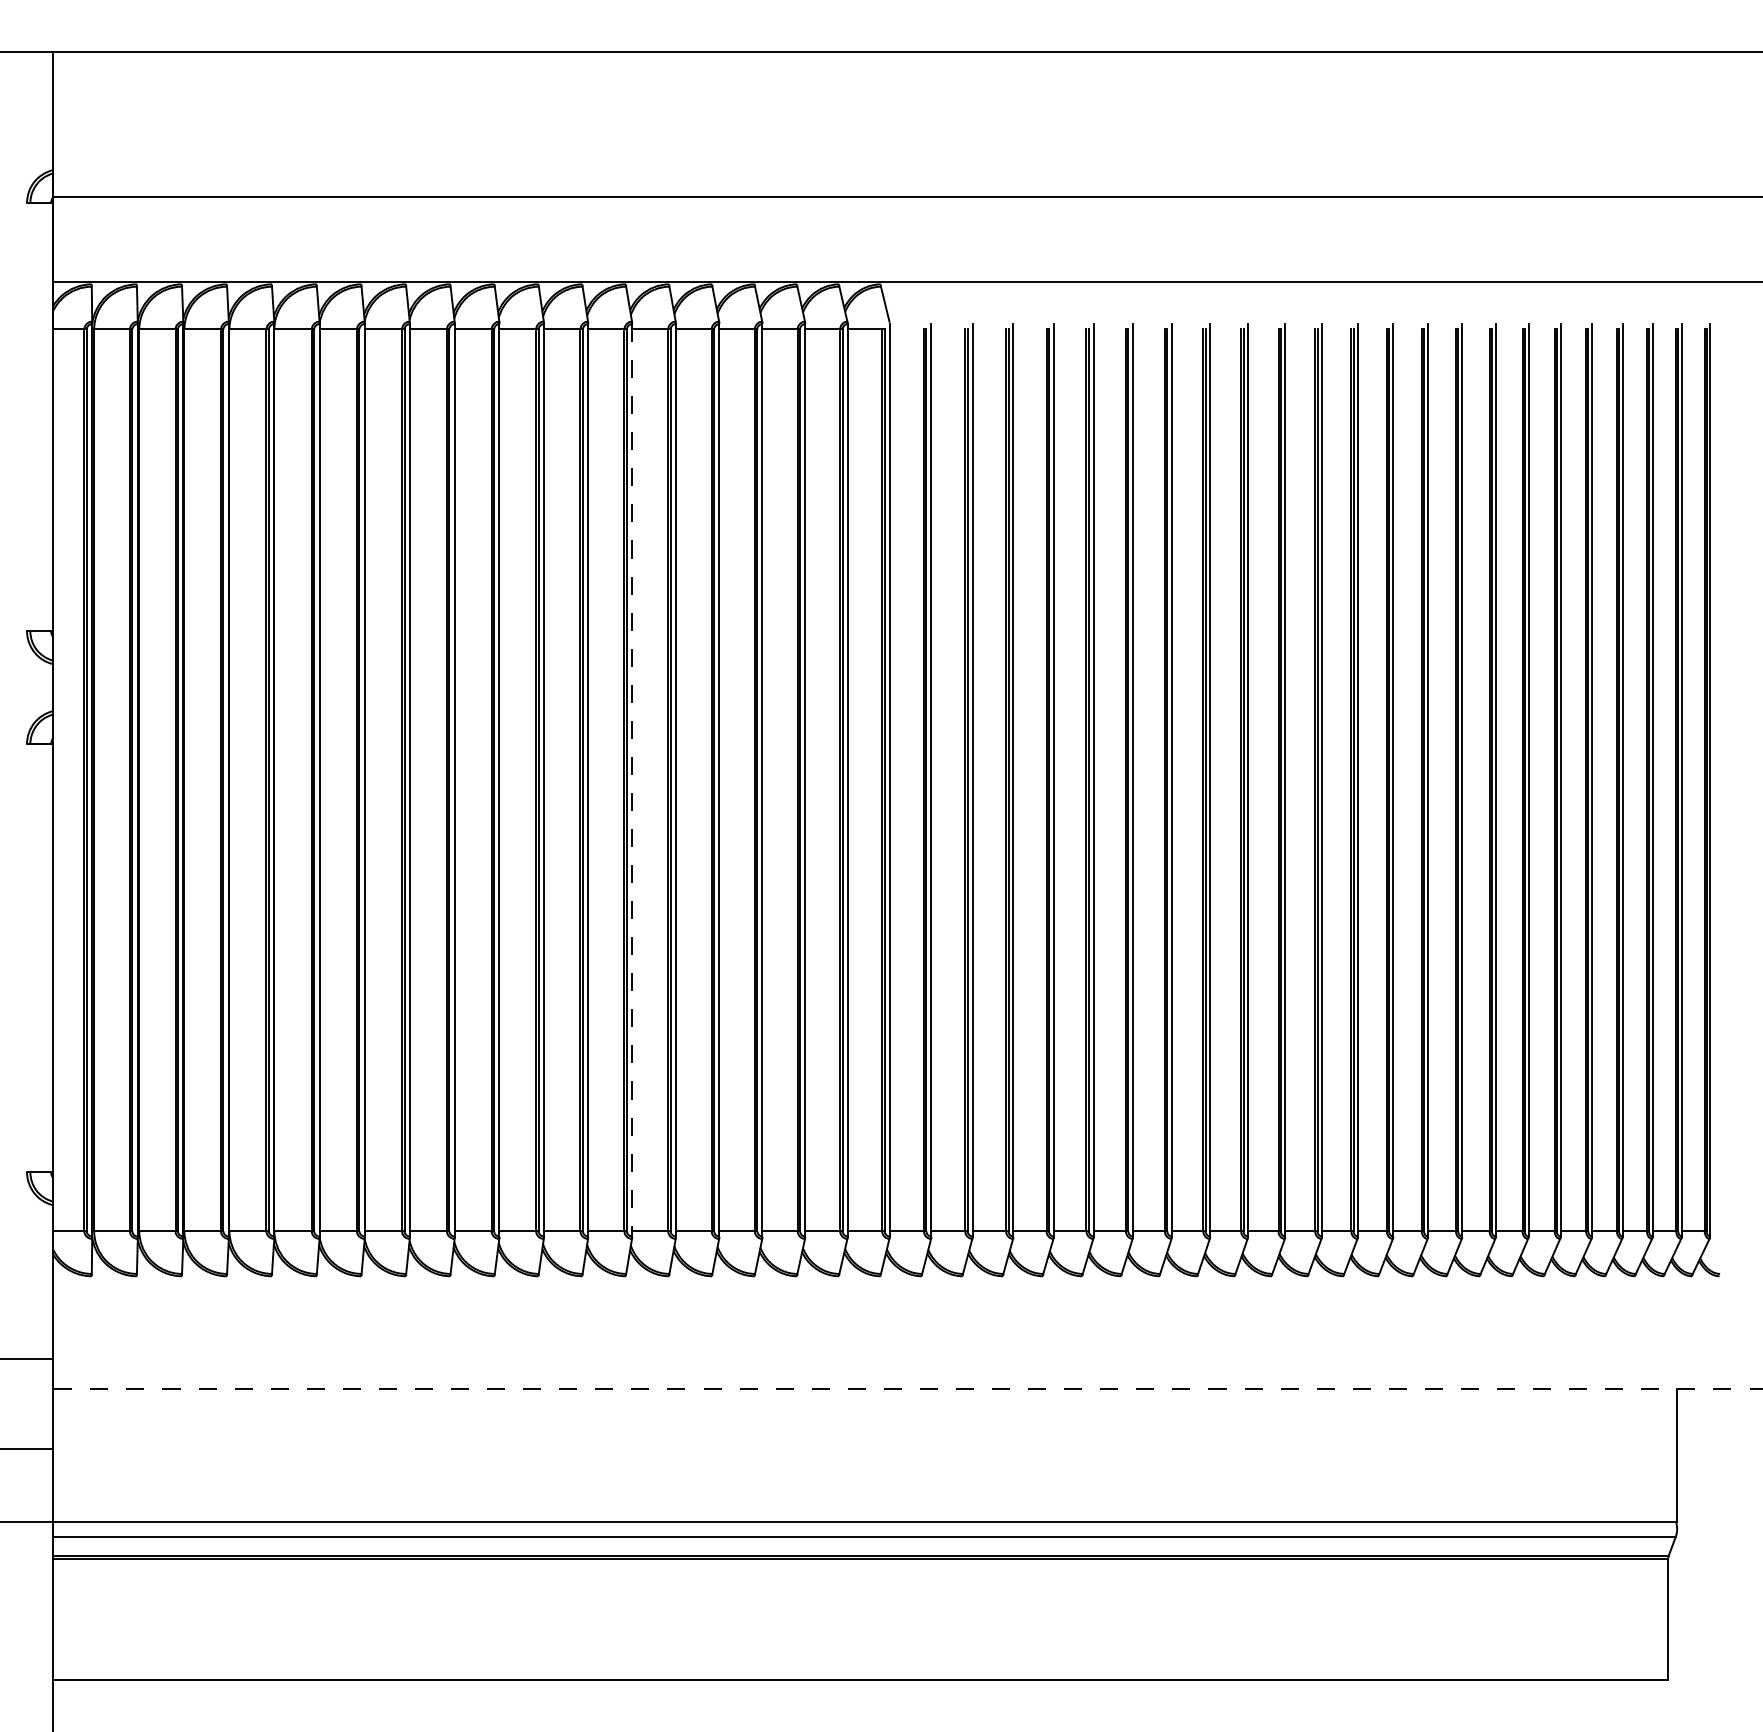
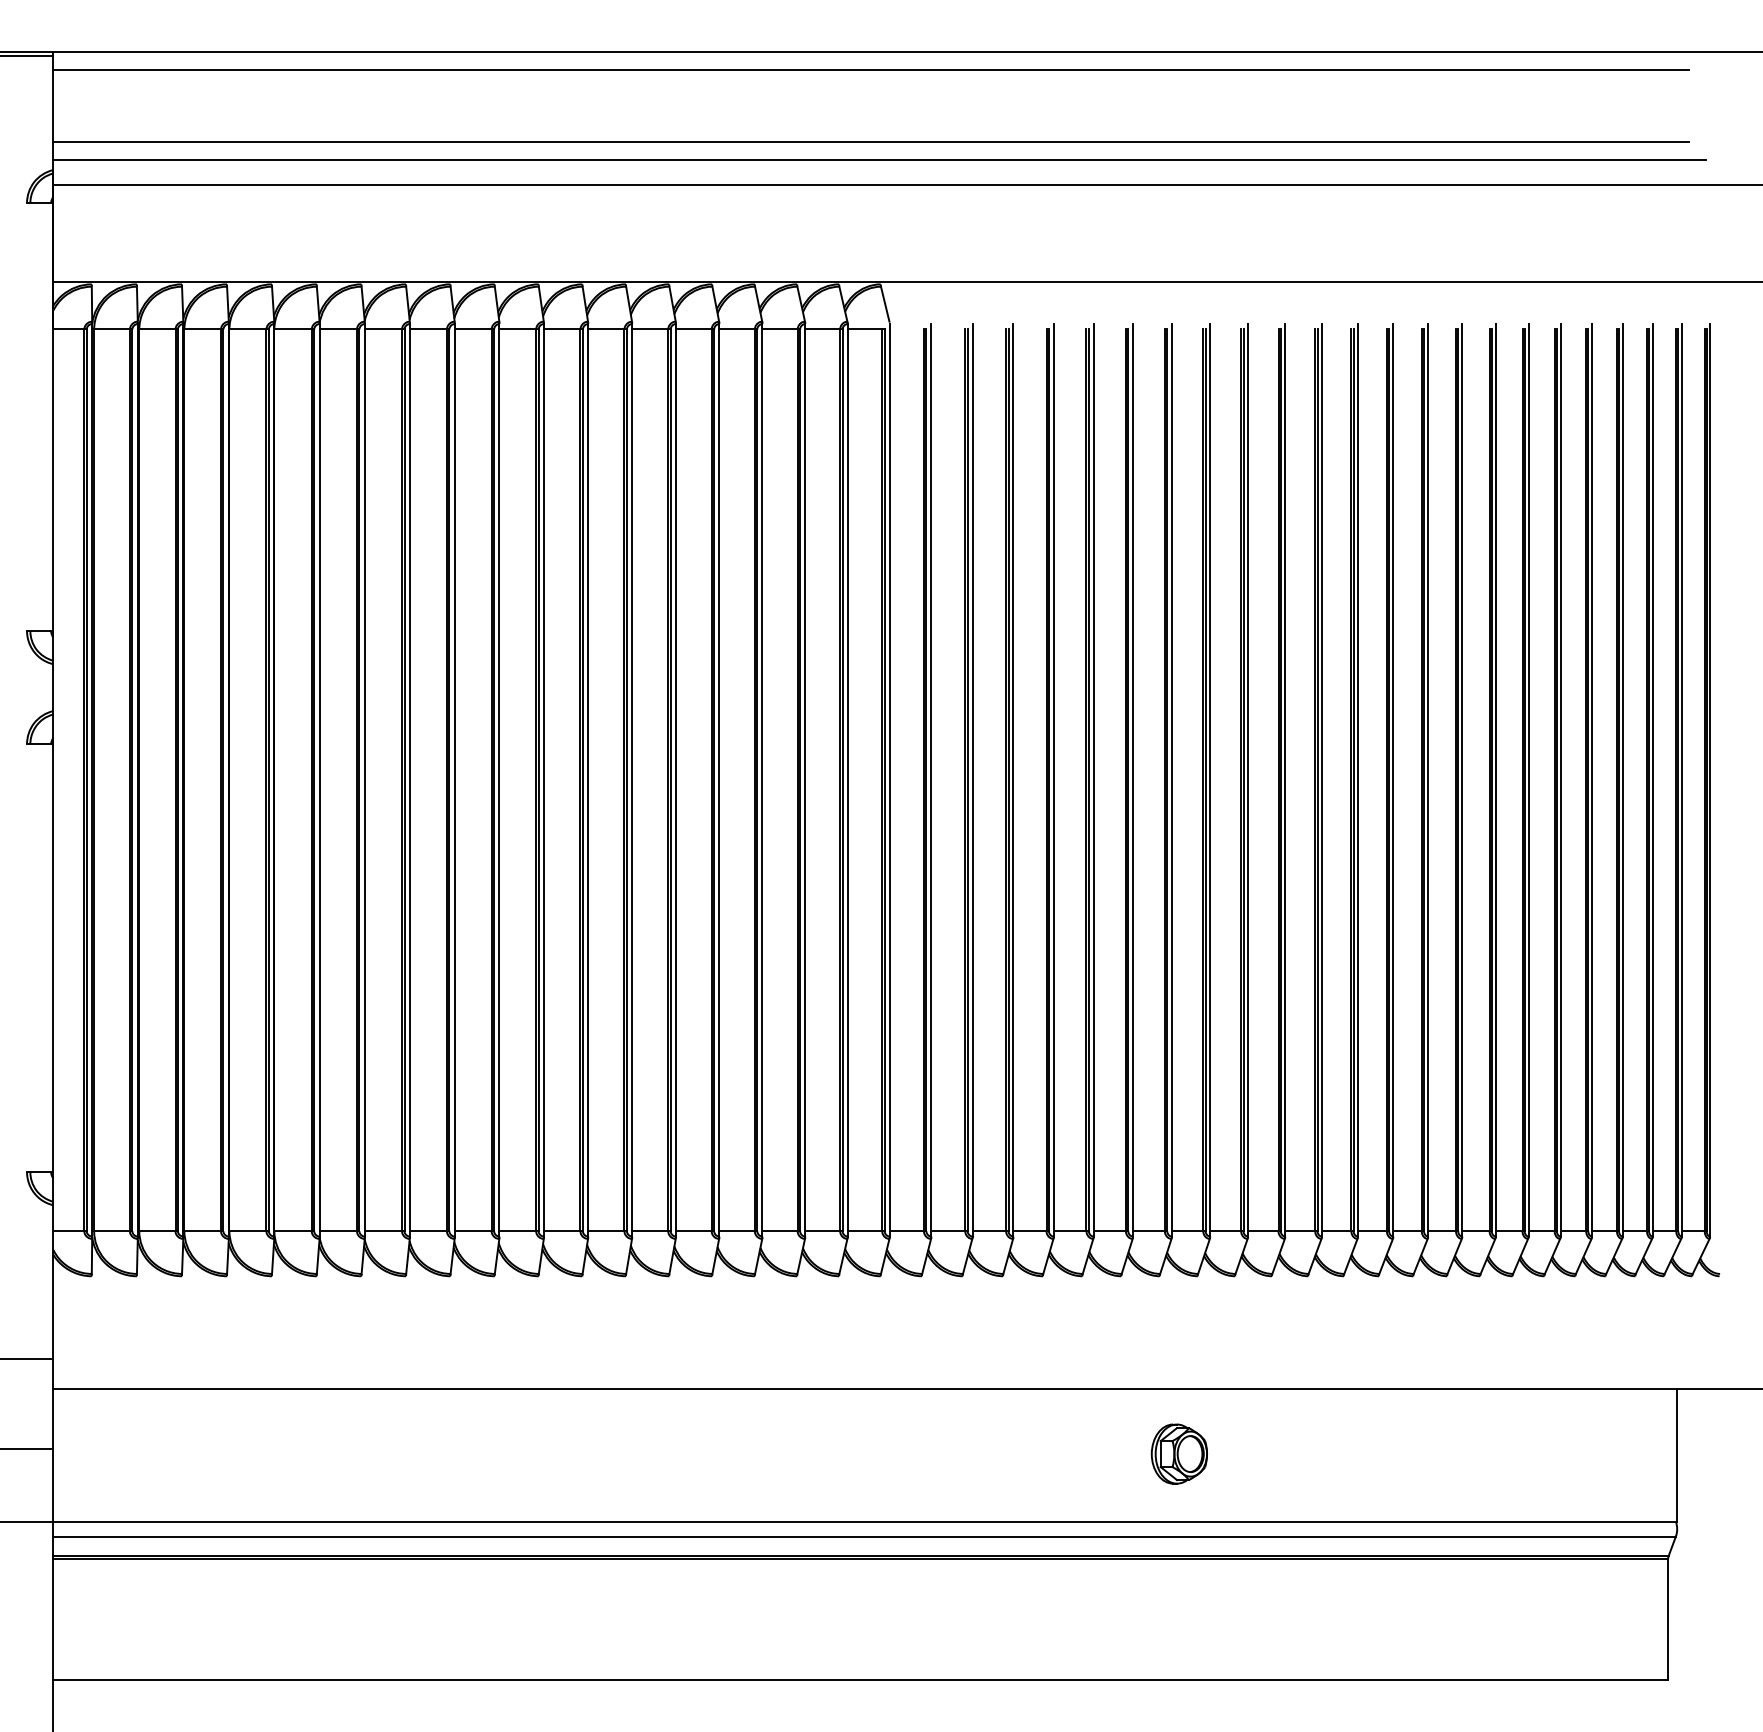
line: none -> present (27, 56)
line: none -> present (870, 69)
line: none -> present (870, 142)
line: none -> present (879, 160)
line position: (906, 197) -> (906, 185) (906, 185)
line: dashed -> solid (632, 780)
line: dashed -> solid (907, 1388)
part: none -> present (1178, 1453)
